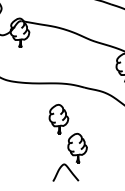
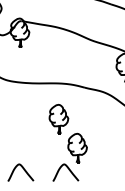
curve: none -> present (24, 171)
